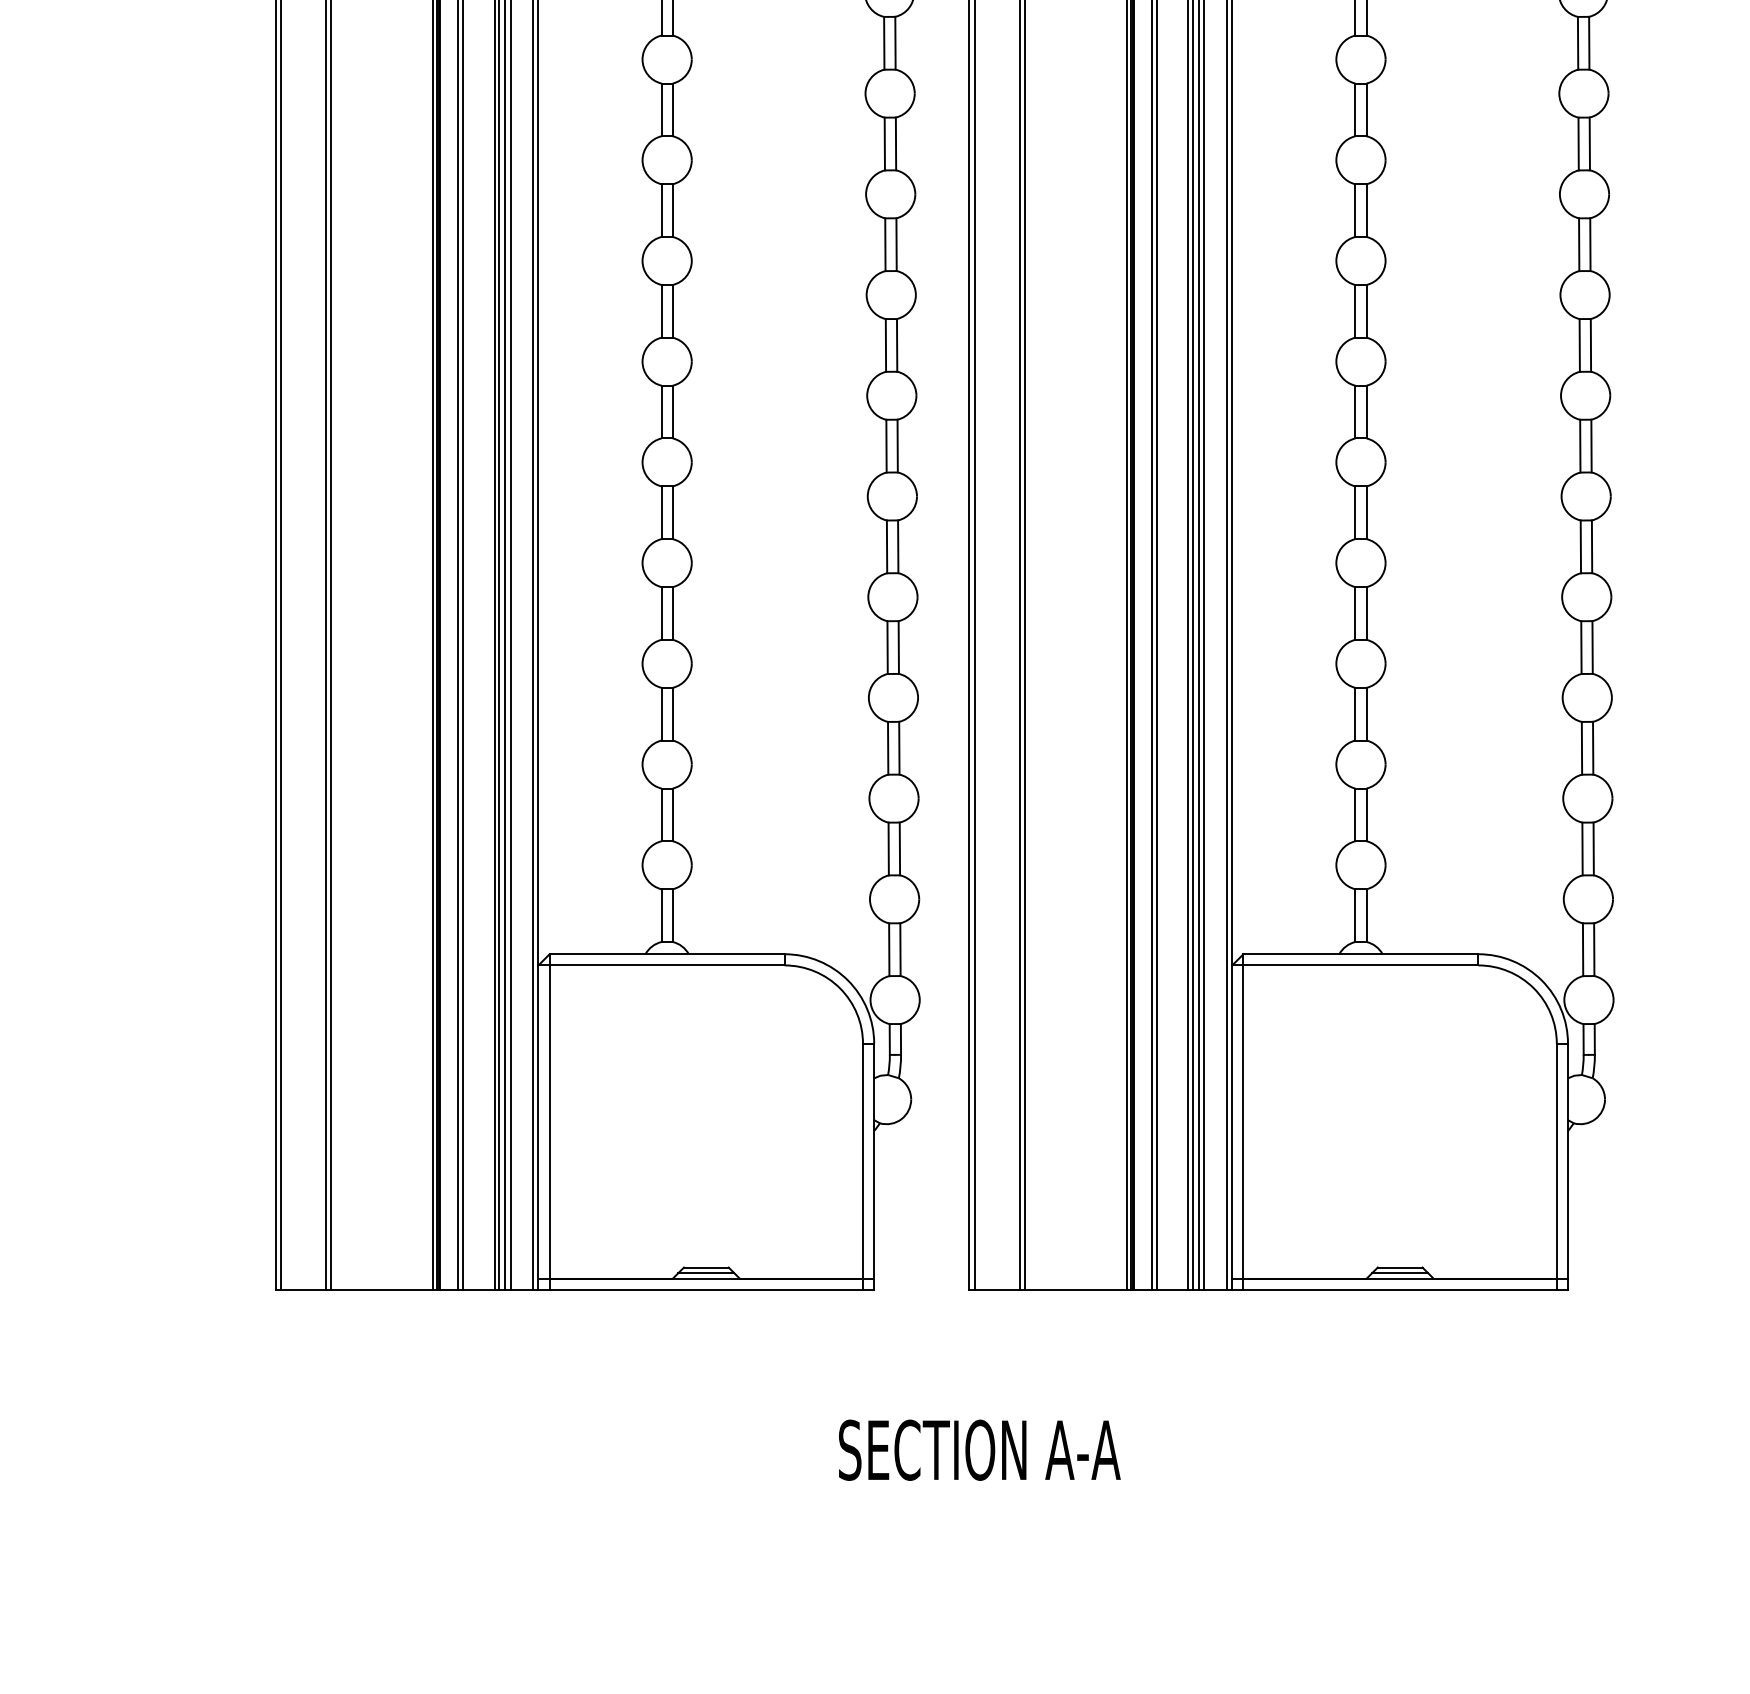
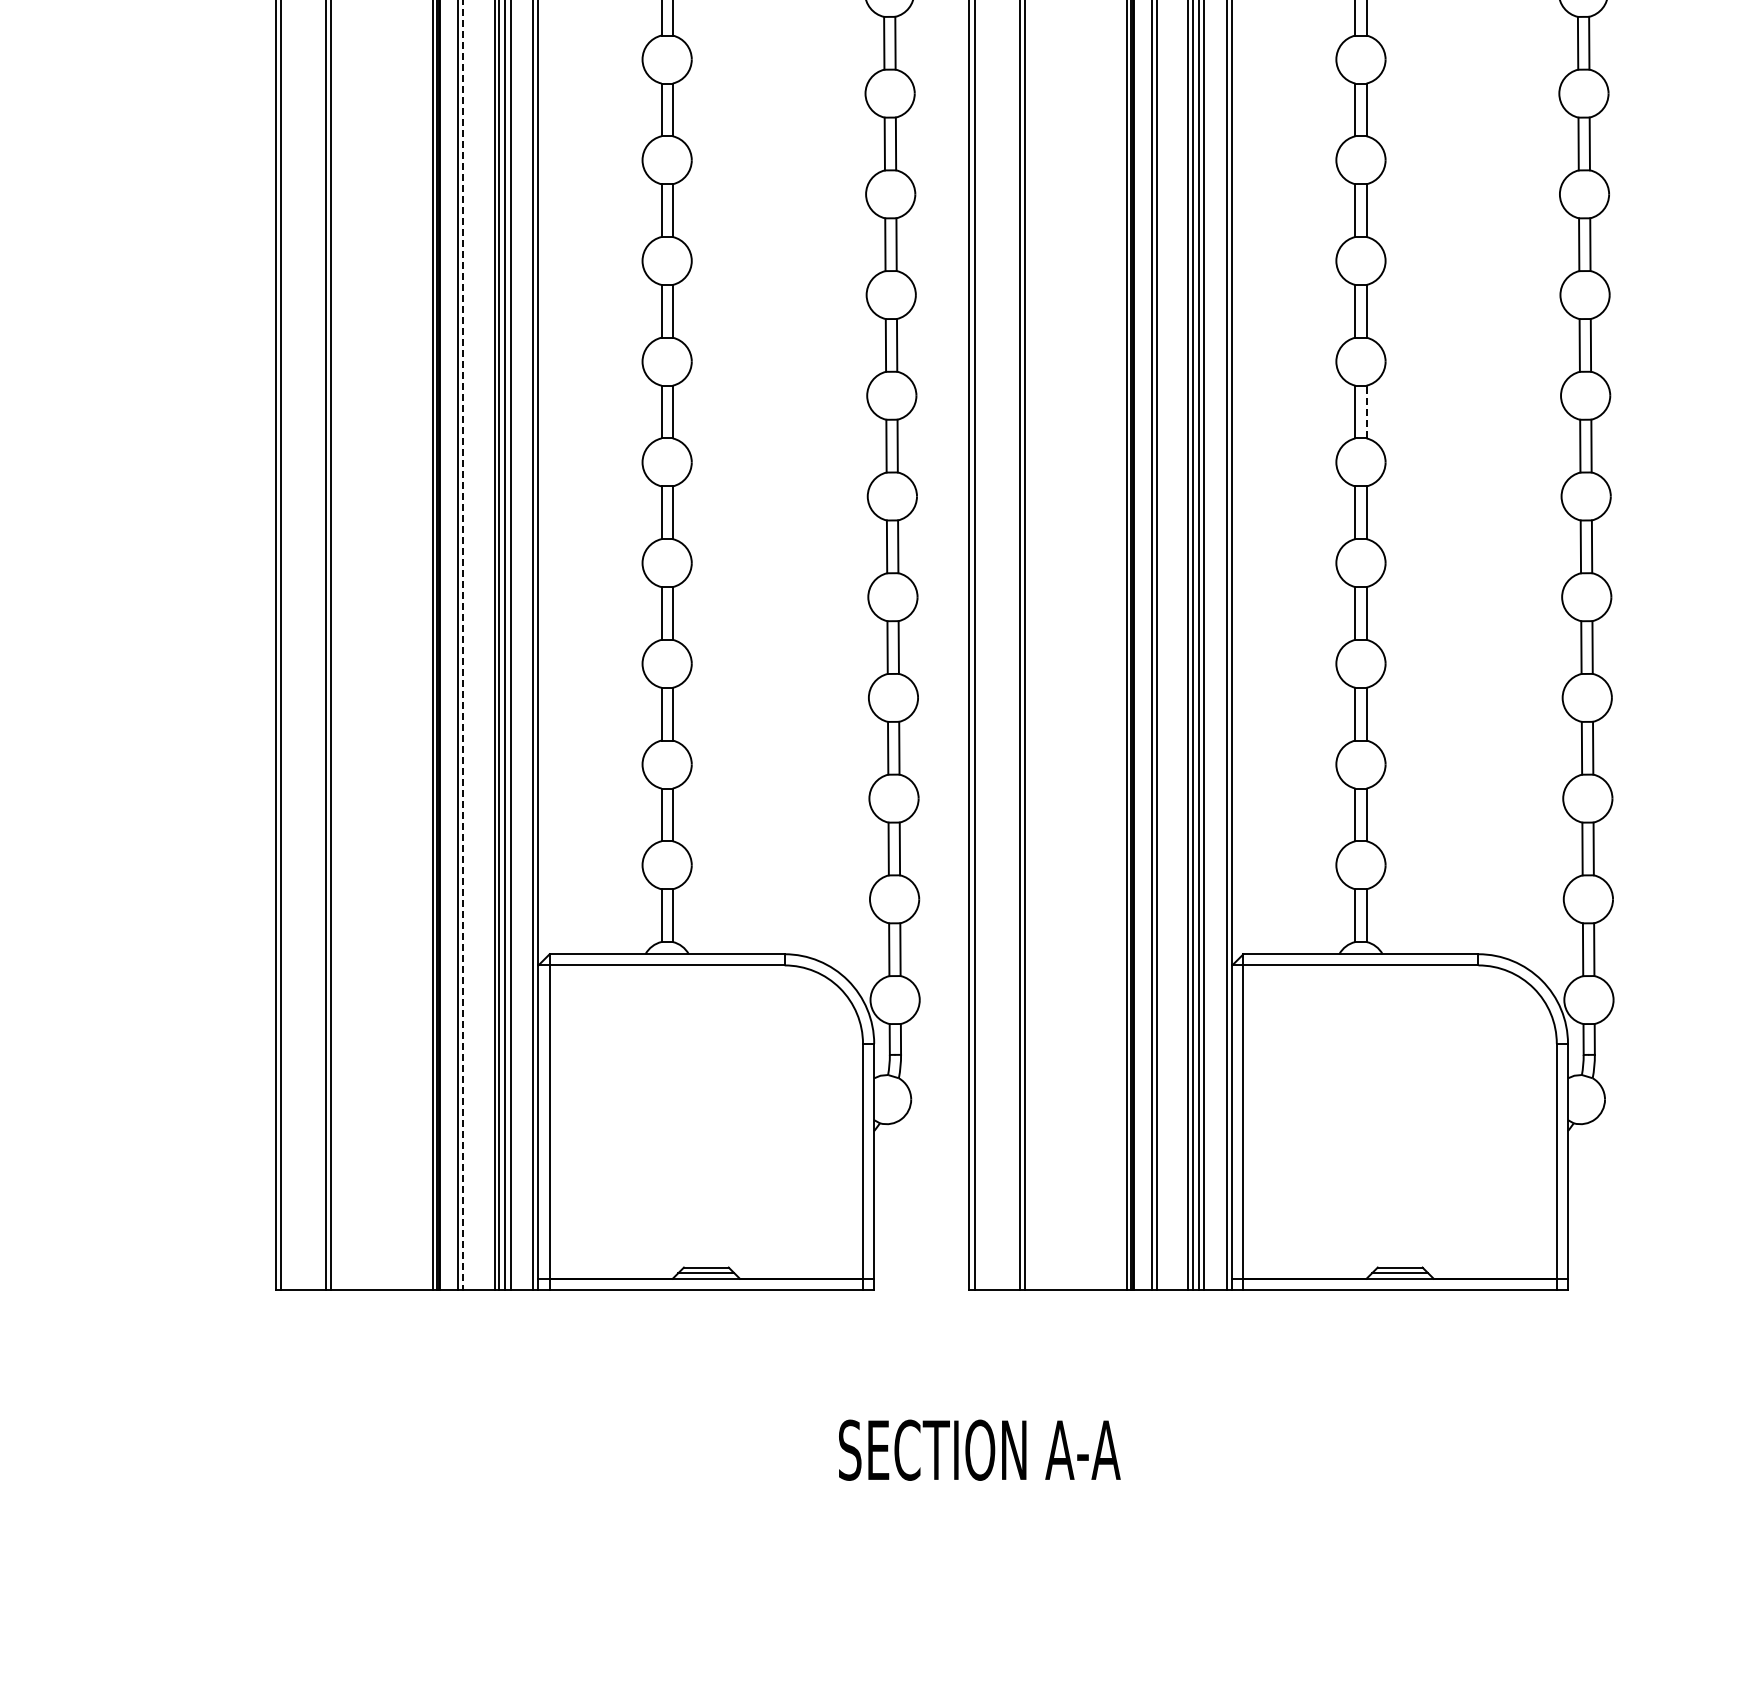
line: solid -> dashed (1366, 411)
line: solid -> dashed (462, 645)
